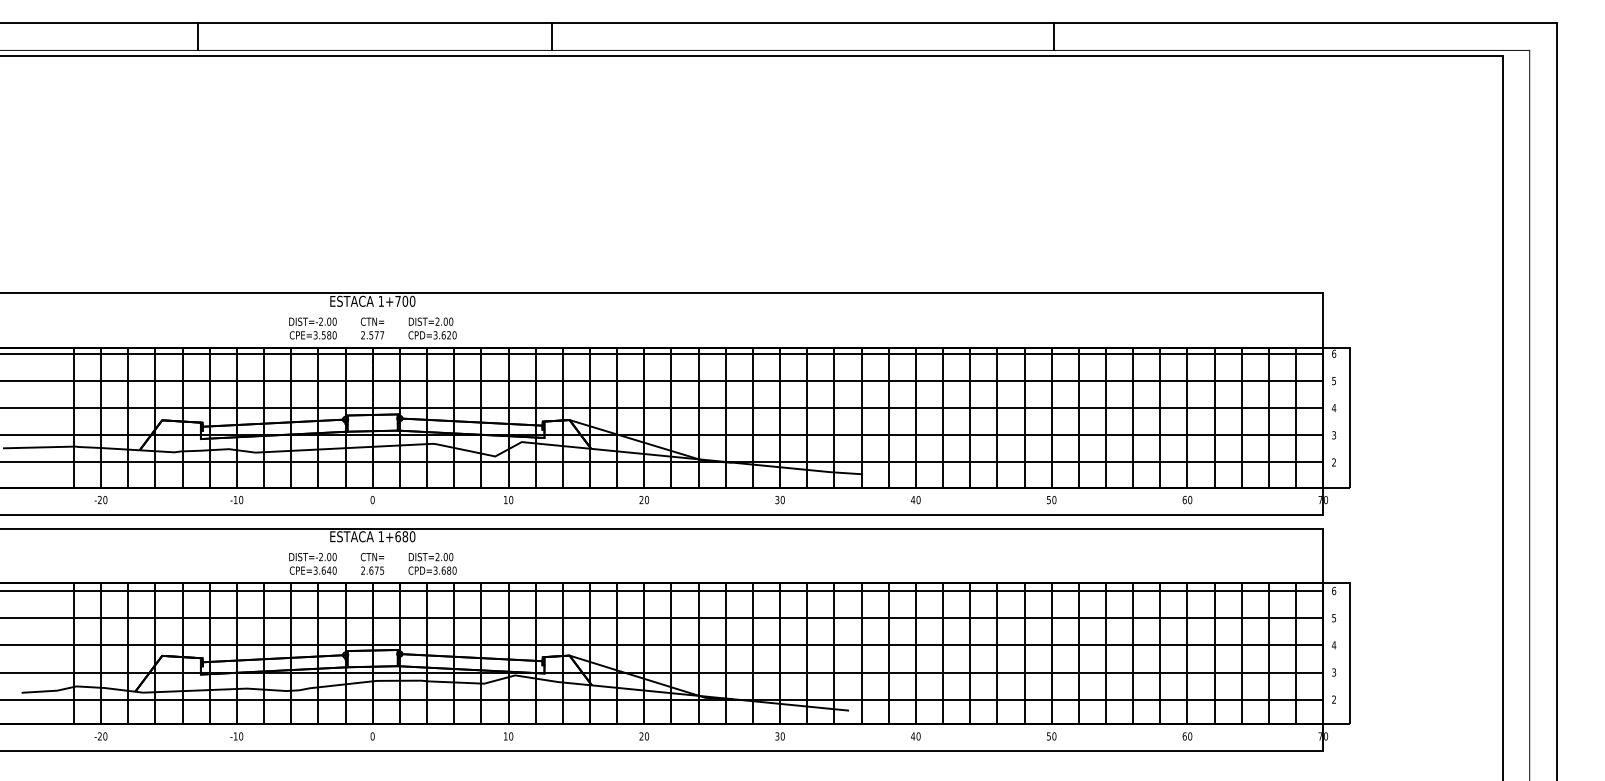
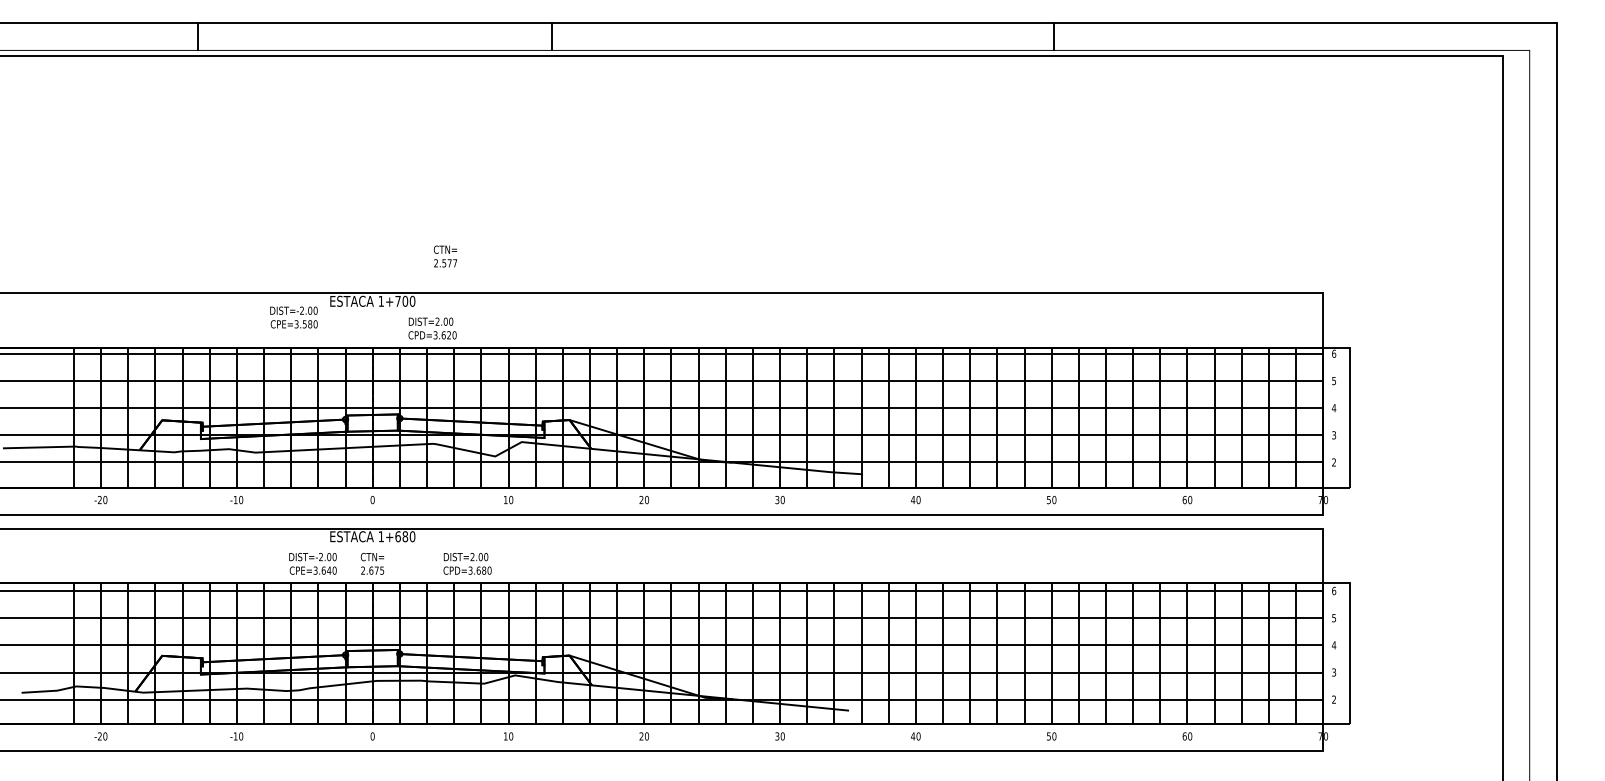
text position: (312, 328) -> (293, 317) (293, 317)
text position: (372, 328) -> (445, 256) (445, 256)
text position: (432, 563) -> (467, 563) (467, 563)
